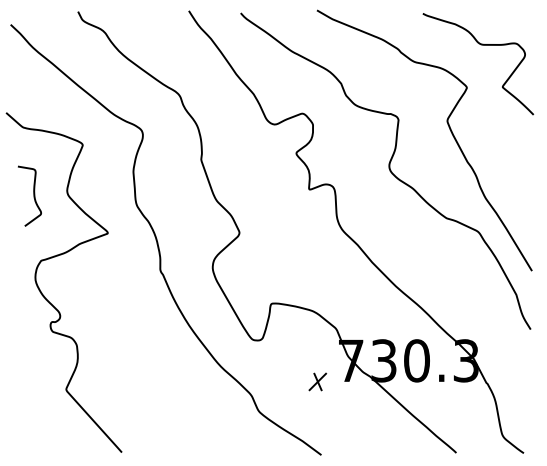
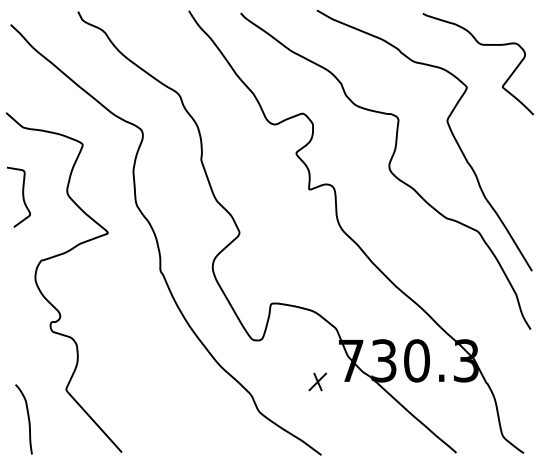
curve position: (33, 195) -> (22, 196) (22, 196)
curve: none -> present (27, 417)
